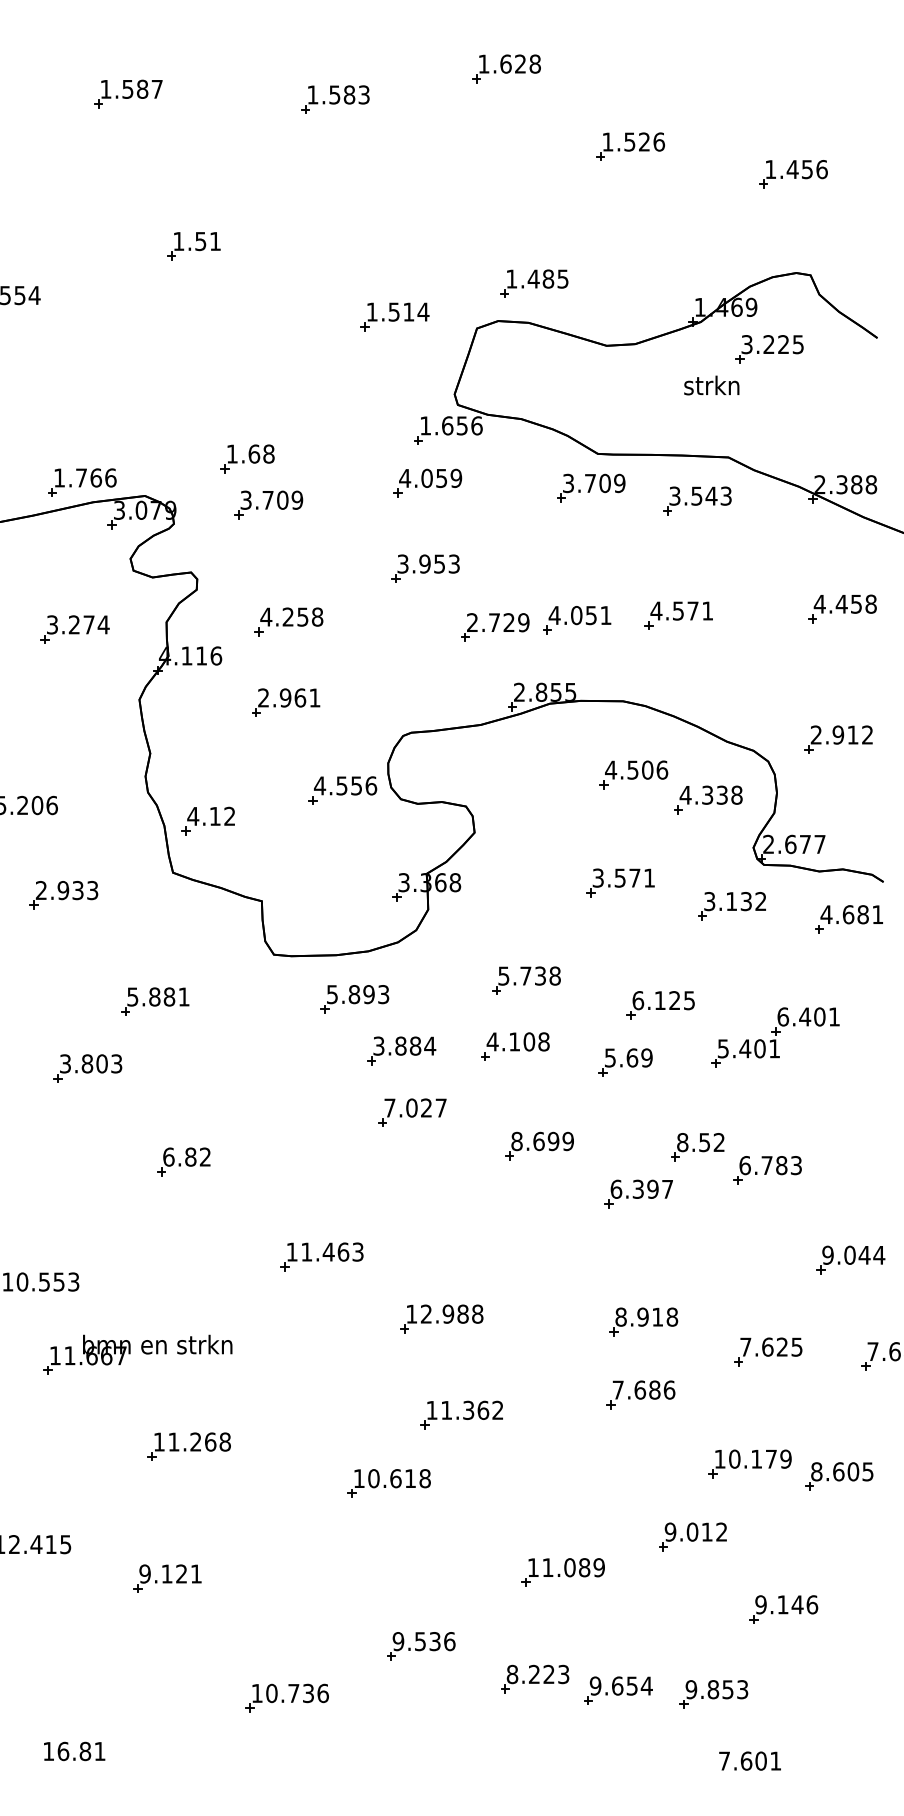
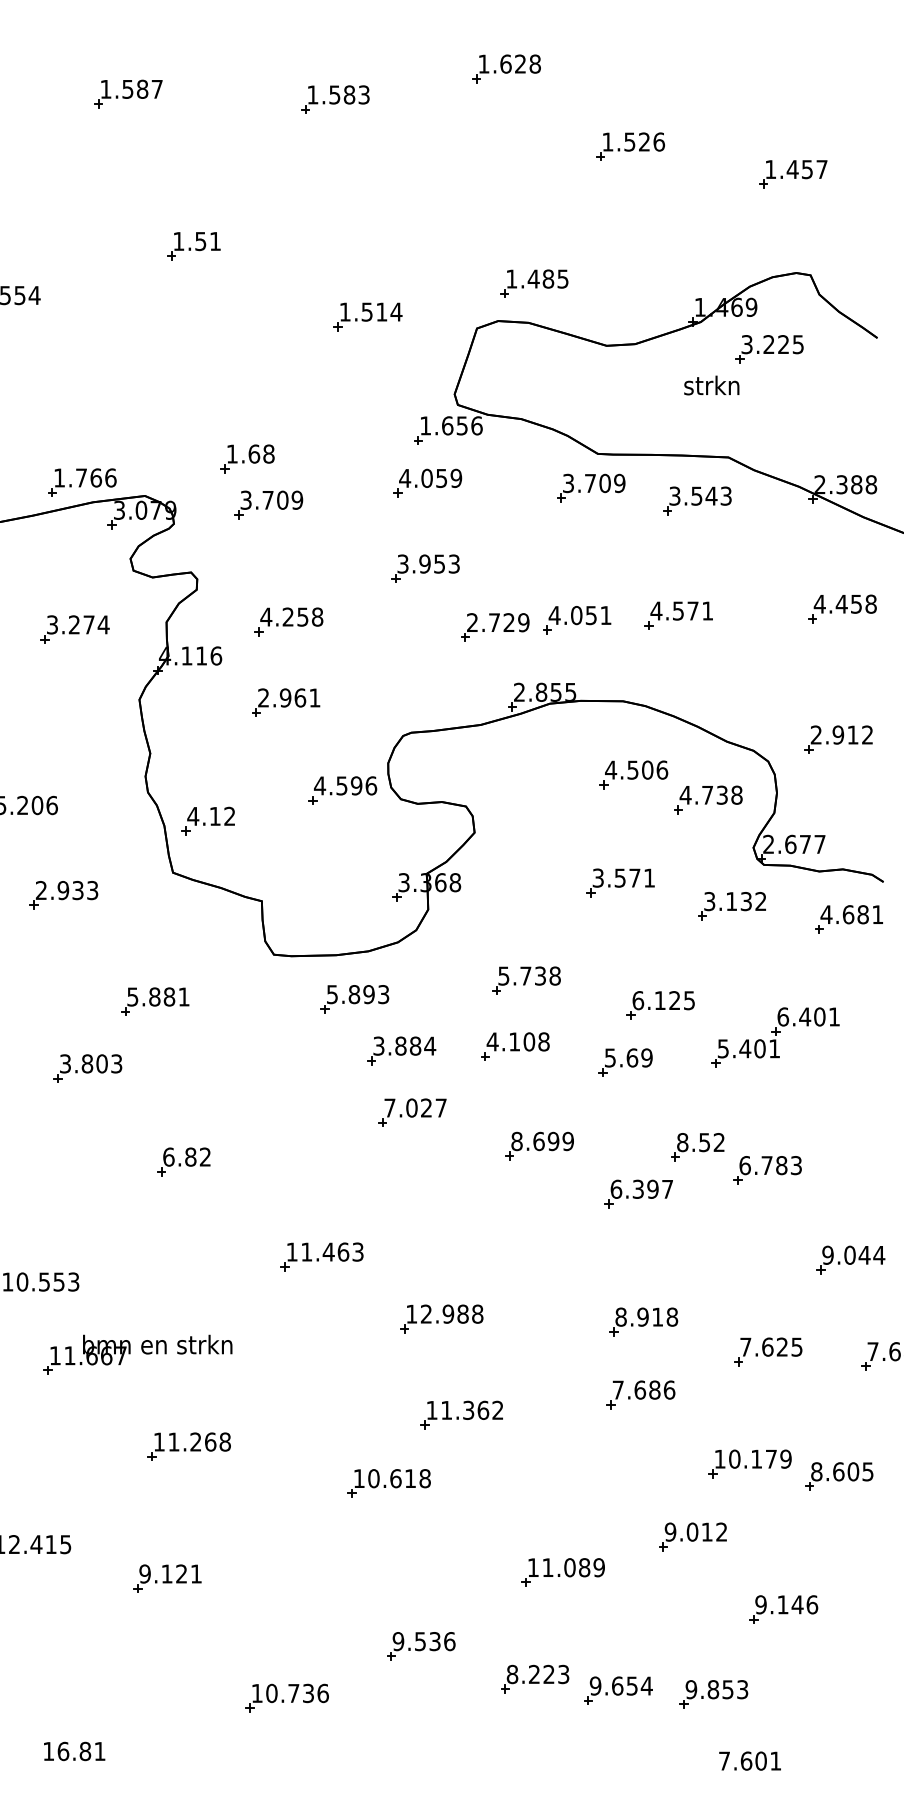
text: 1.456 -> 1.457 (821, 169)
part position: (394, 316) -> (367, 316) (367, 316)
text: 4.556 -> 4.596 (356, 785)
text: 4.338 -> 4.738 (707, 794)
